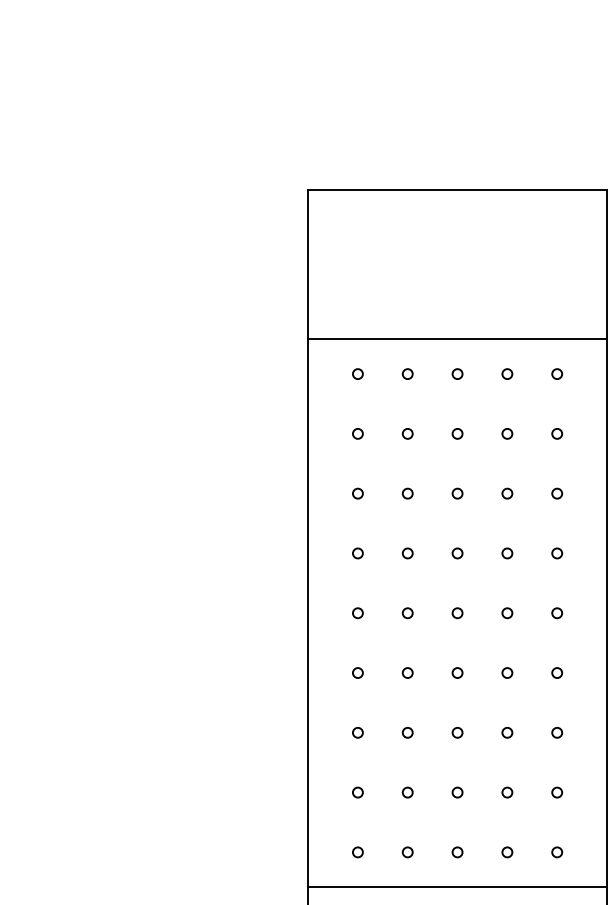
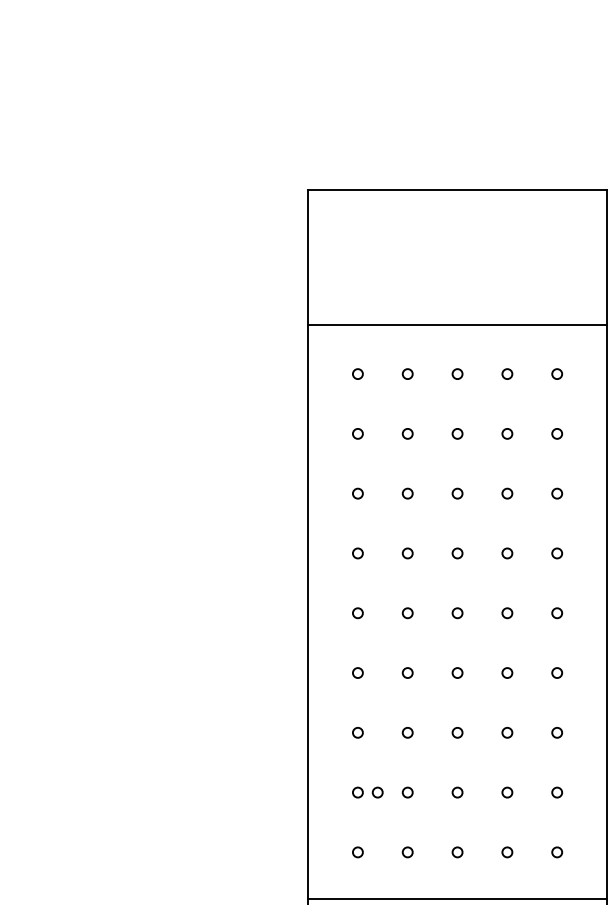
line position: (457, 339) -> (457, 325) (457, 325)
circle: none -> present (377, 792)
line position: (457, 887) -> (457, 899) (457, 899)
